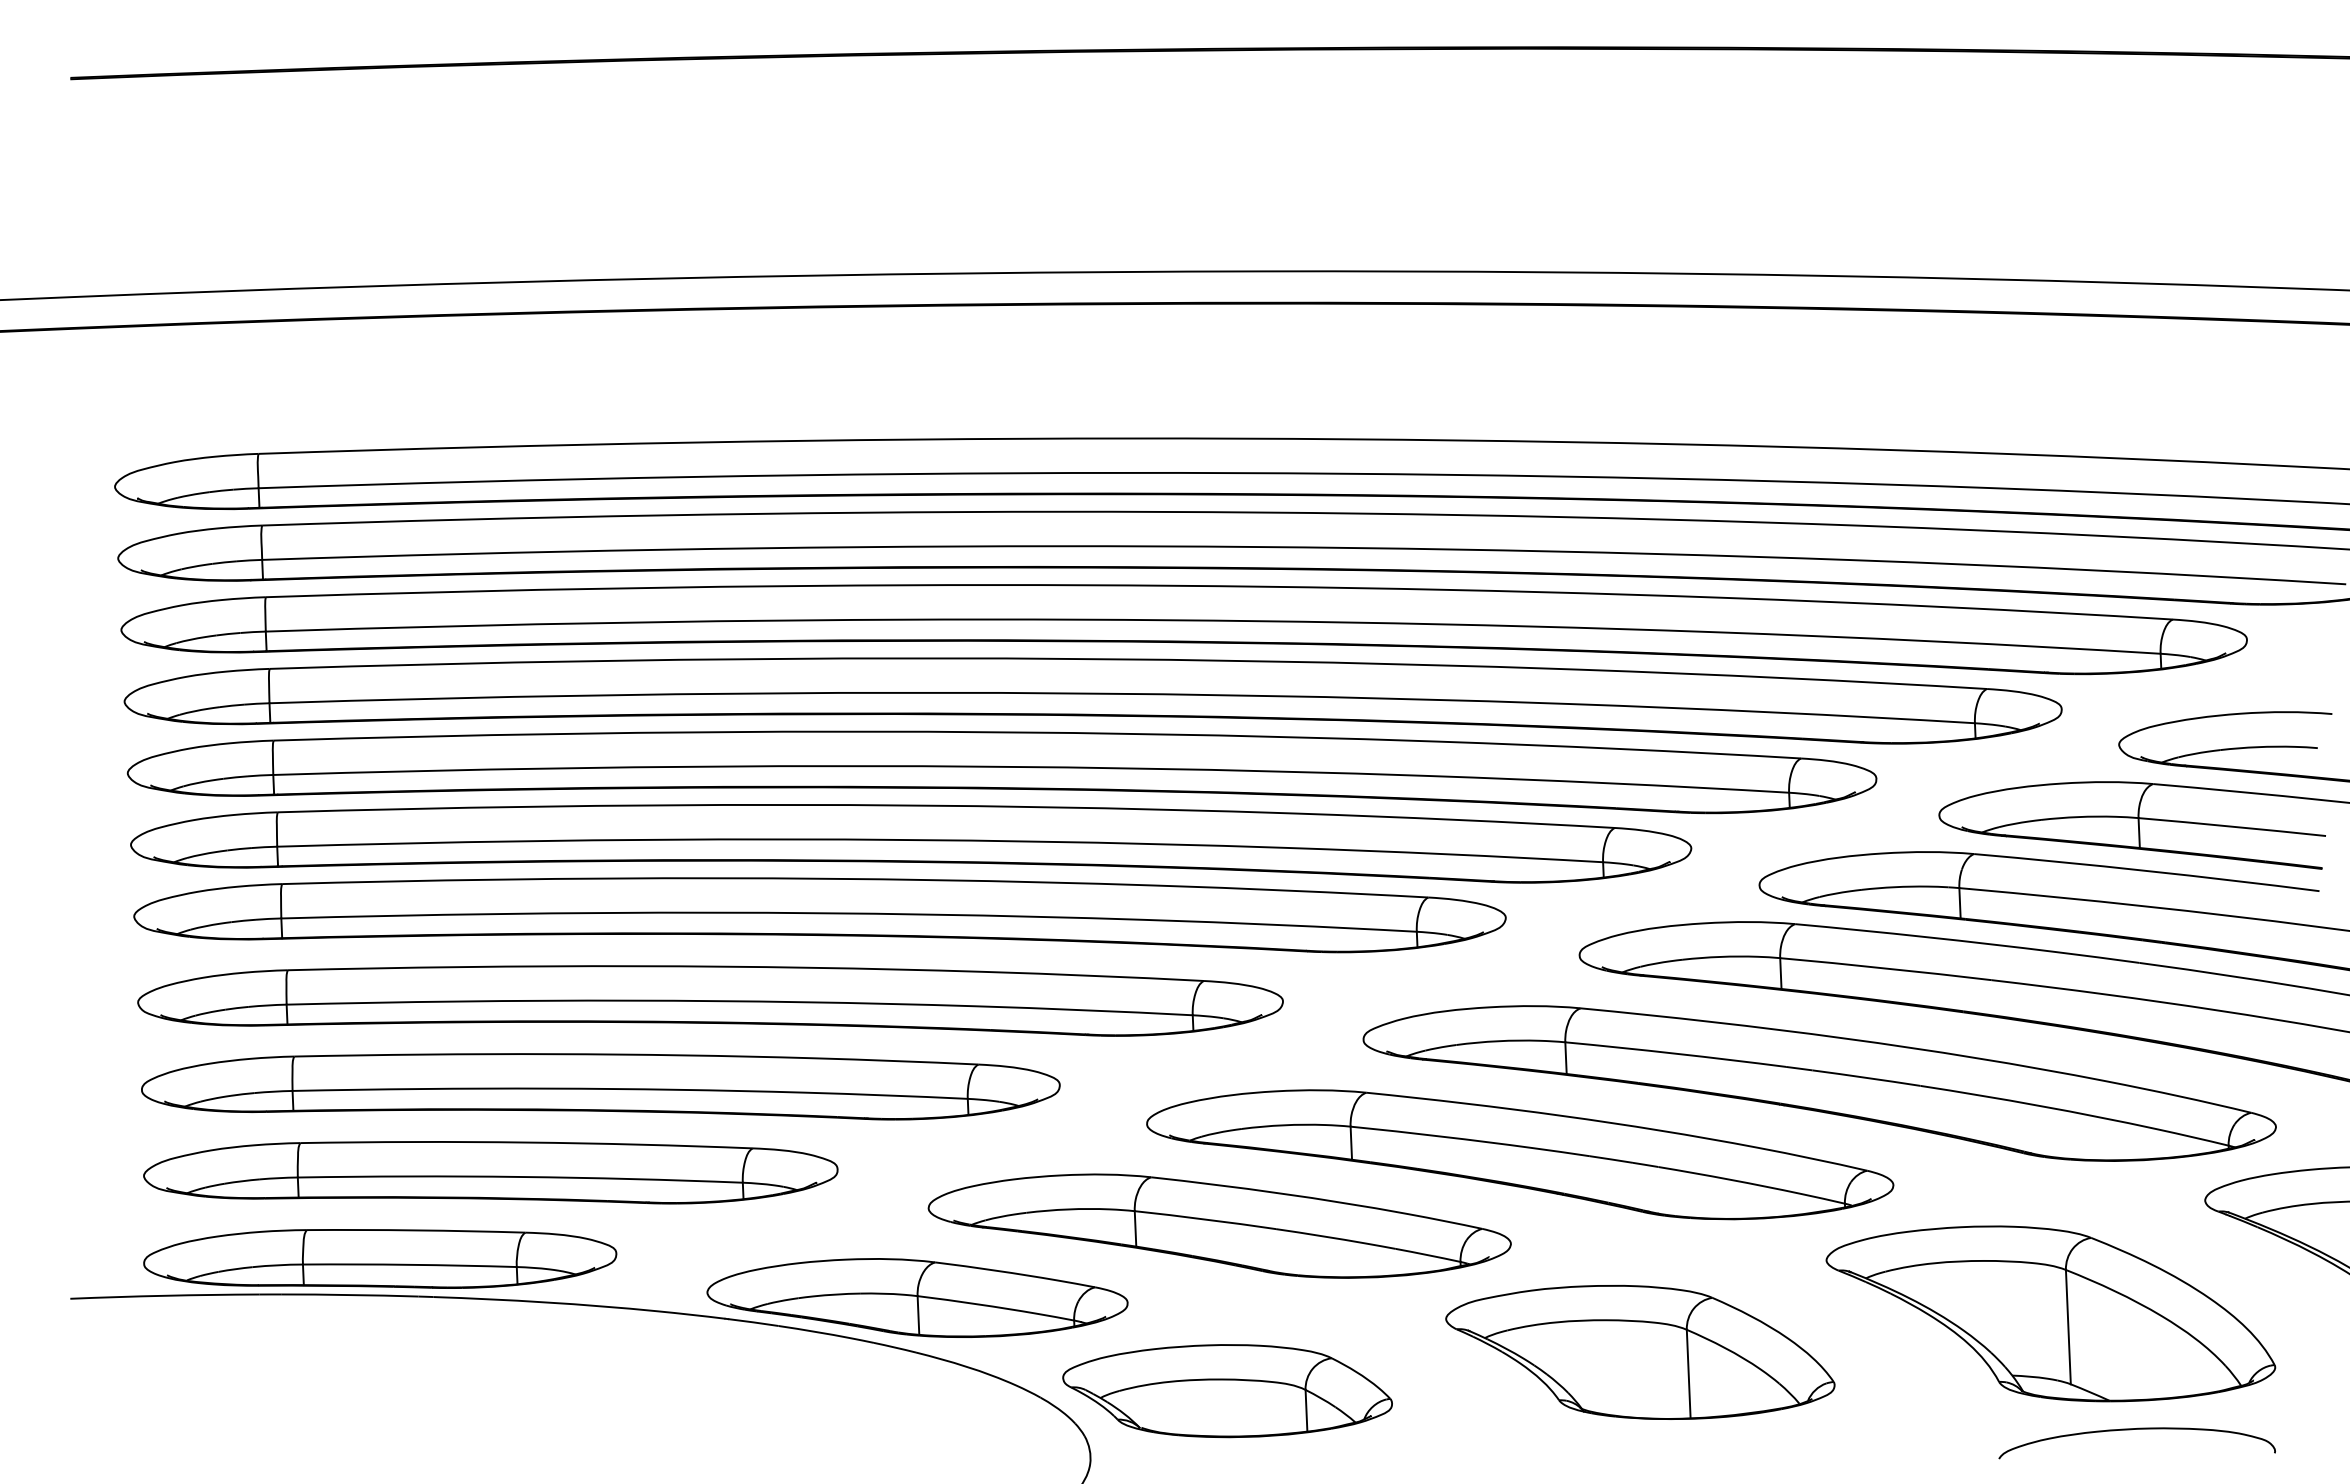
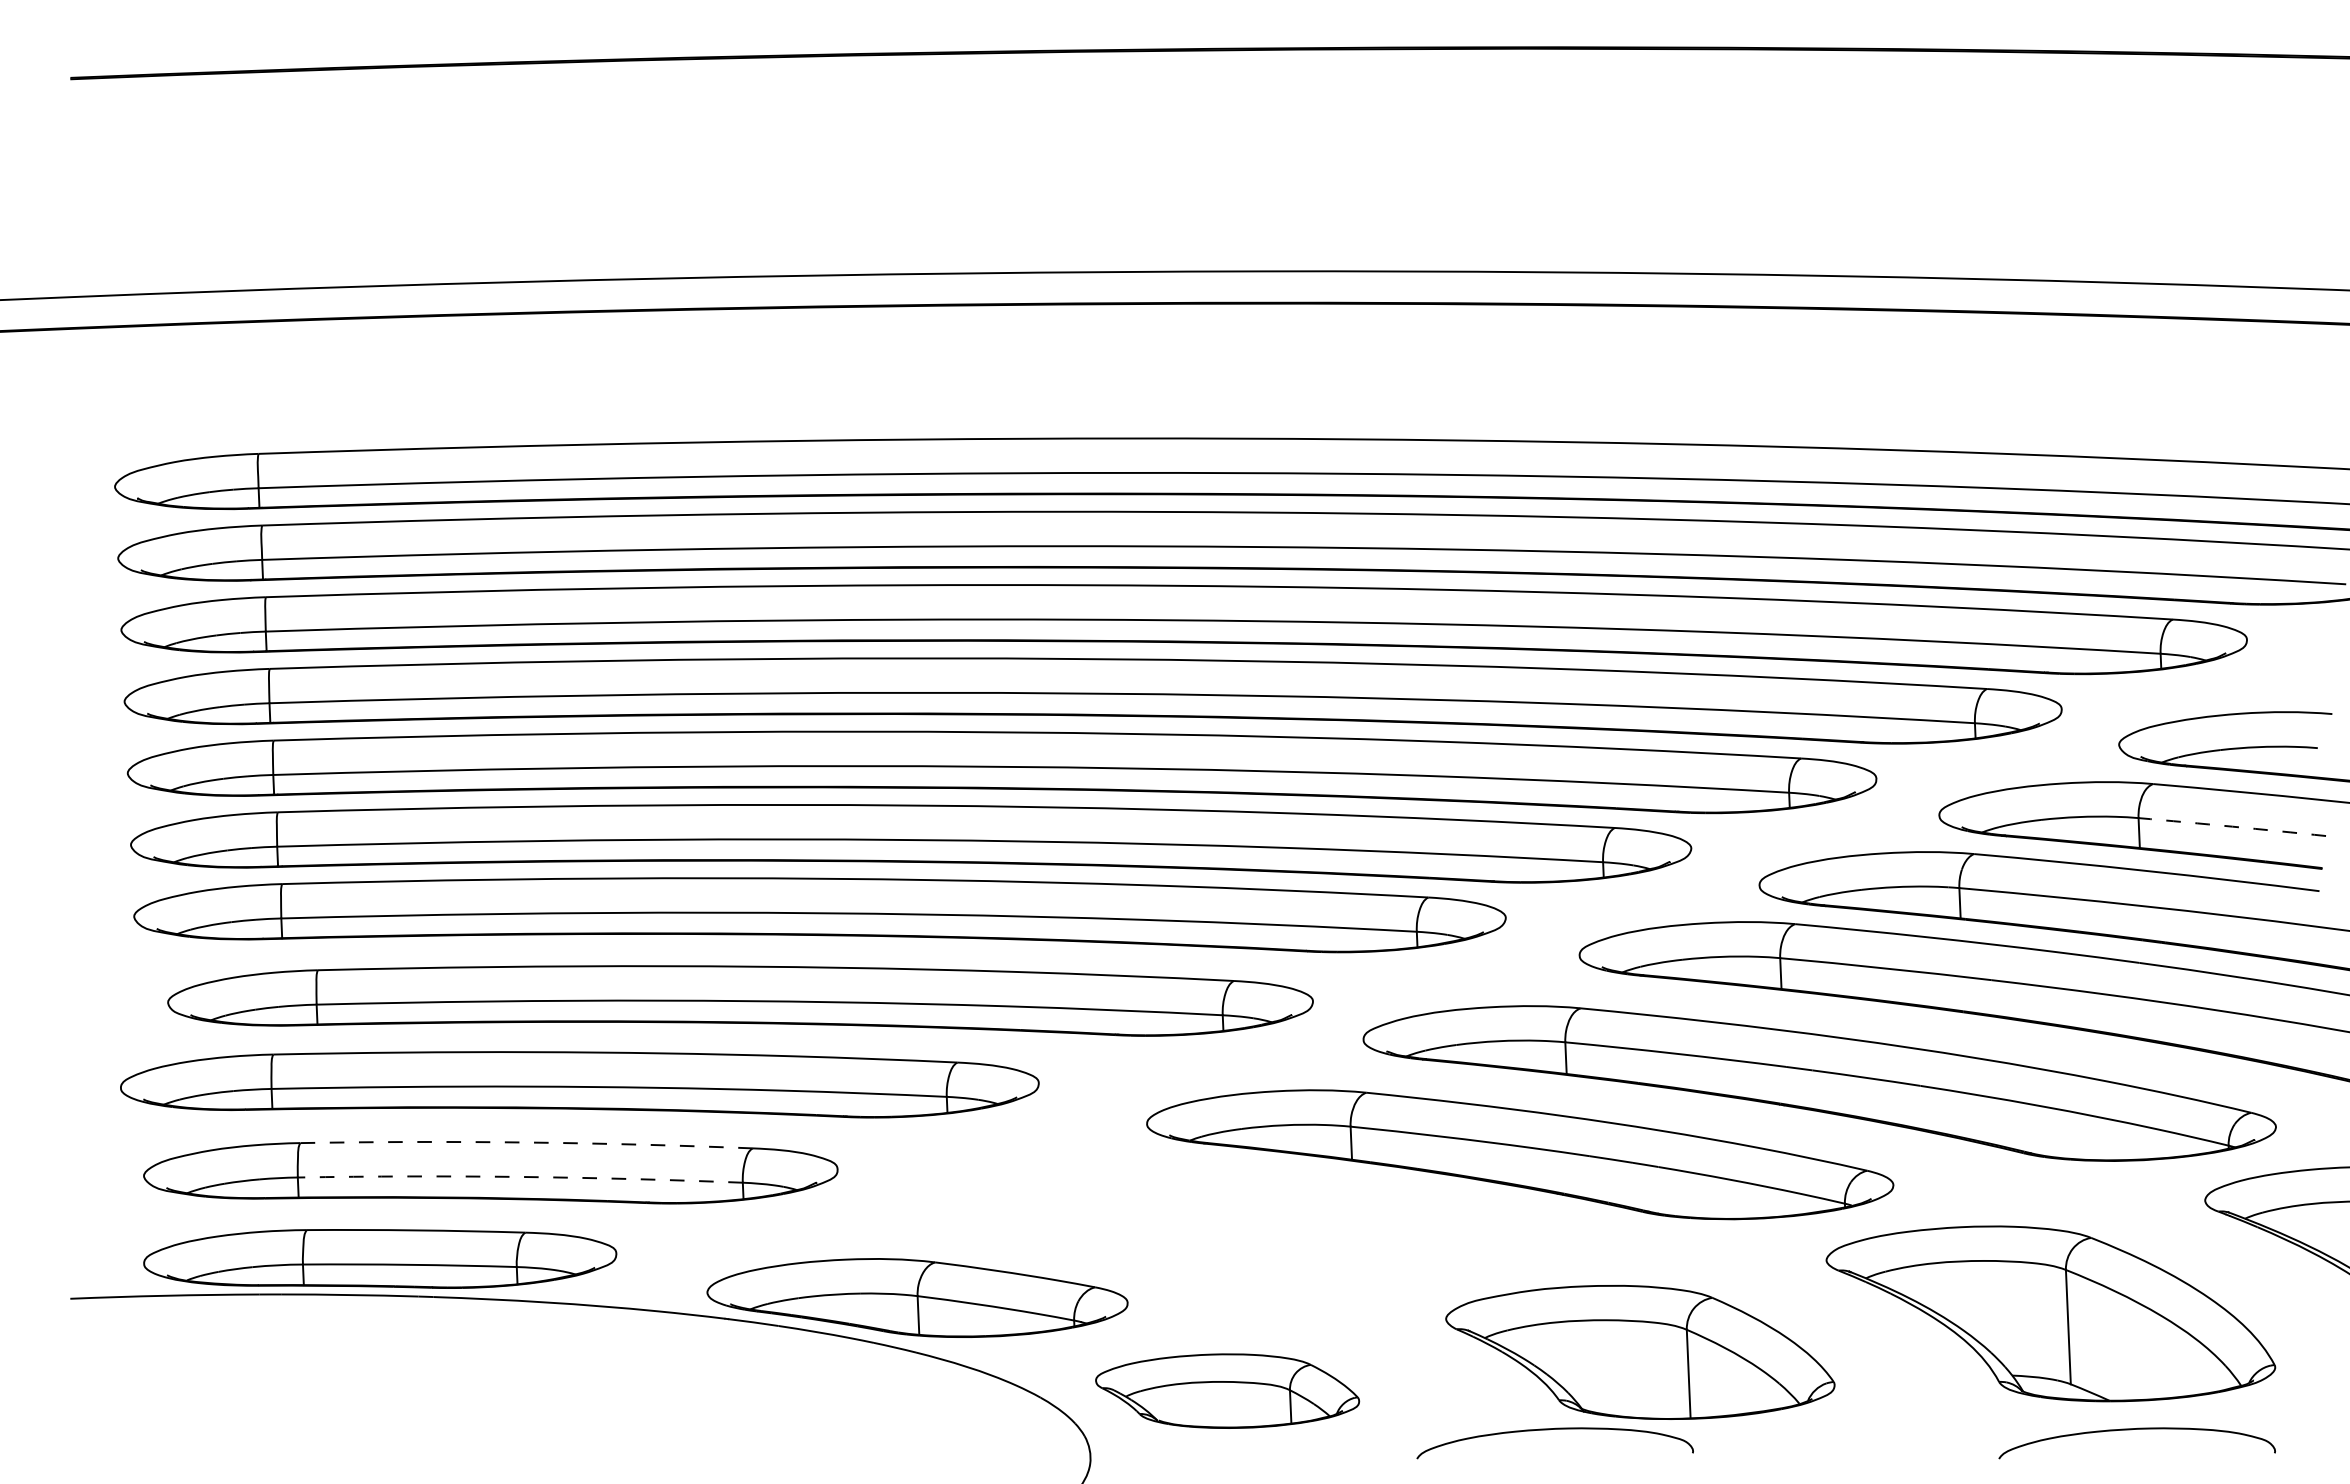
arc: solid -> dashed (2232, 826)
part position: (710, 1000) -> (740, 1000) (740, 1000)
part position: (600, 1086) -> (579, 1084) (579, 1084)
arc: solid -> dashed (526, 1142)
arc: solid -> dashed (520, 1176)
part: present -> none (1219, 1225)
part size: 331x95 px -> 266x76 px (1227, 1390)
curve: none -> present (1549, 1430)
